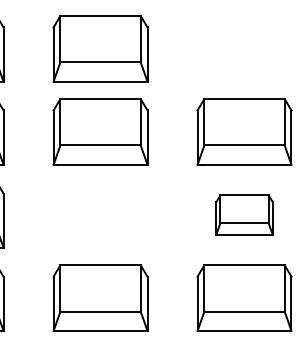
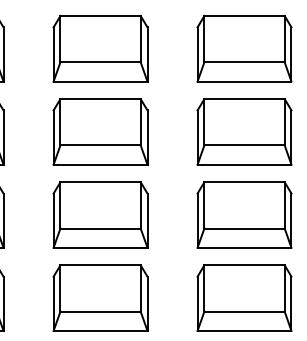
part: none -> present (244, 48)
part: none -> present (100, 214)
part size: 59x42 px -> 97x68 px (244, 214)
